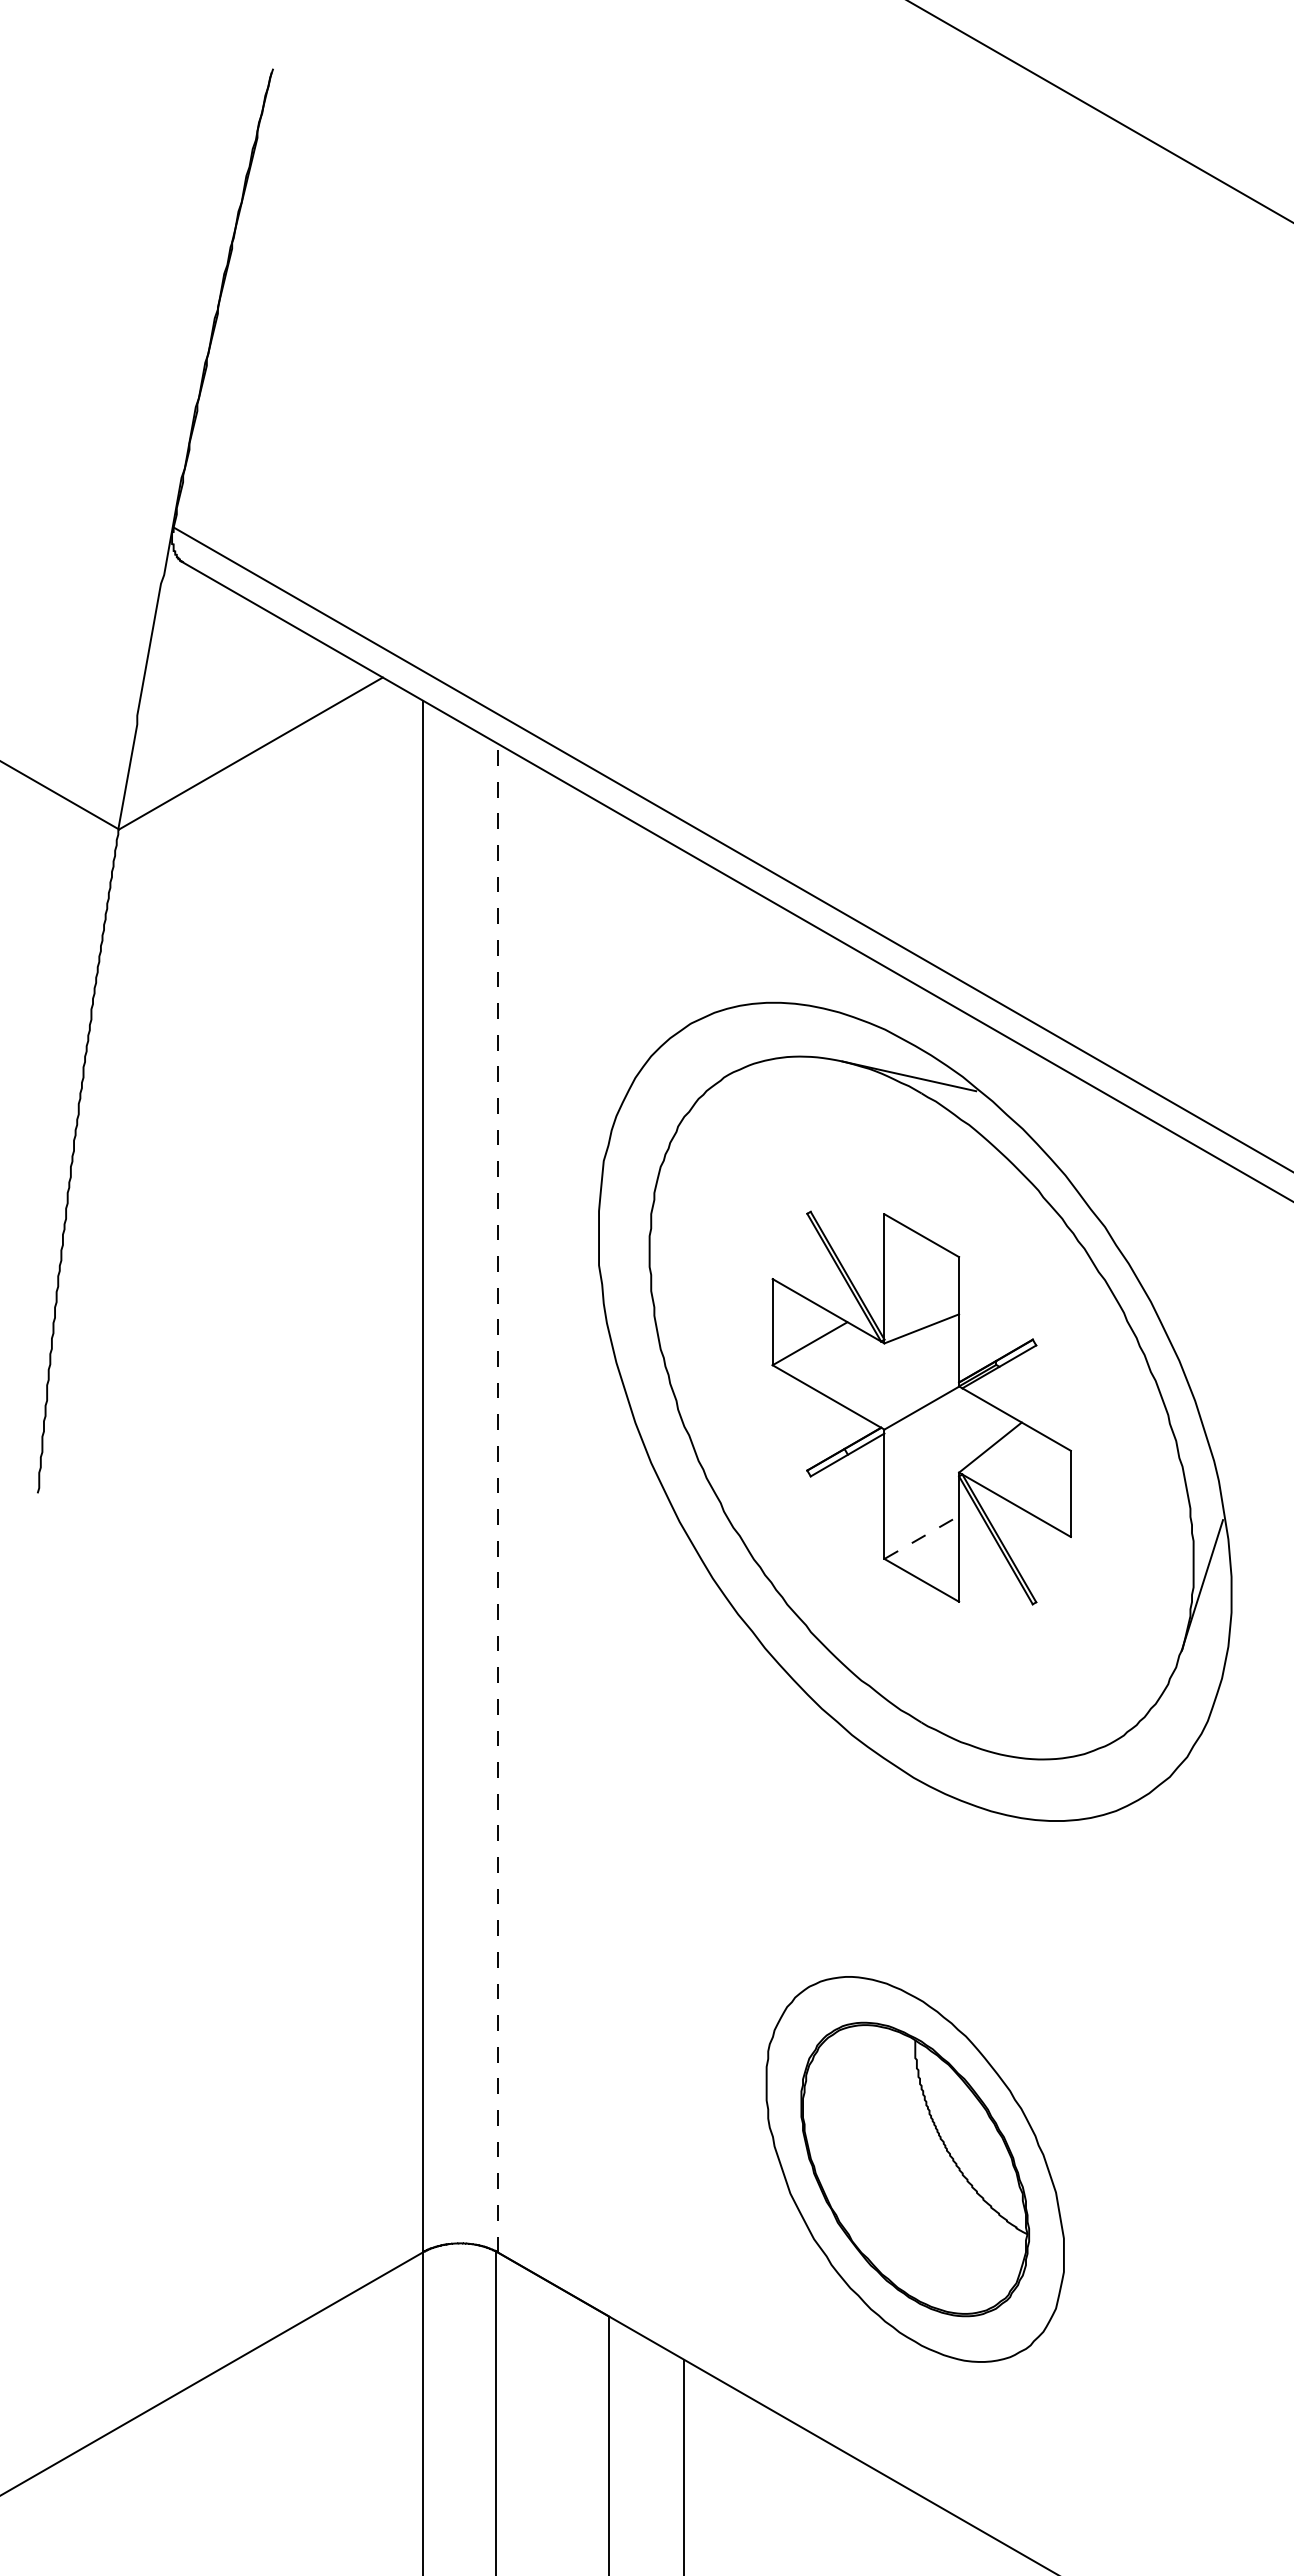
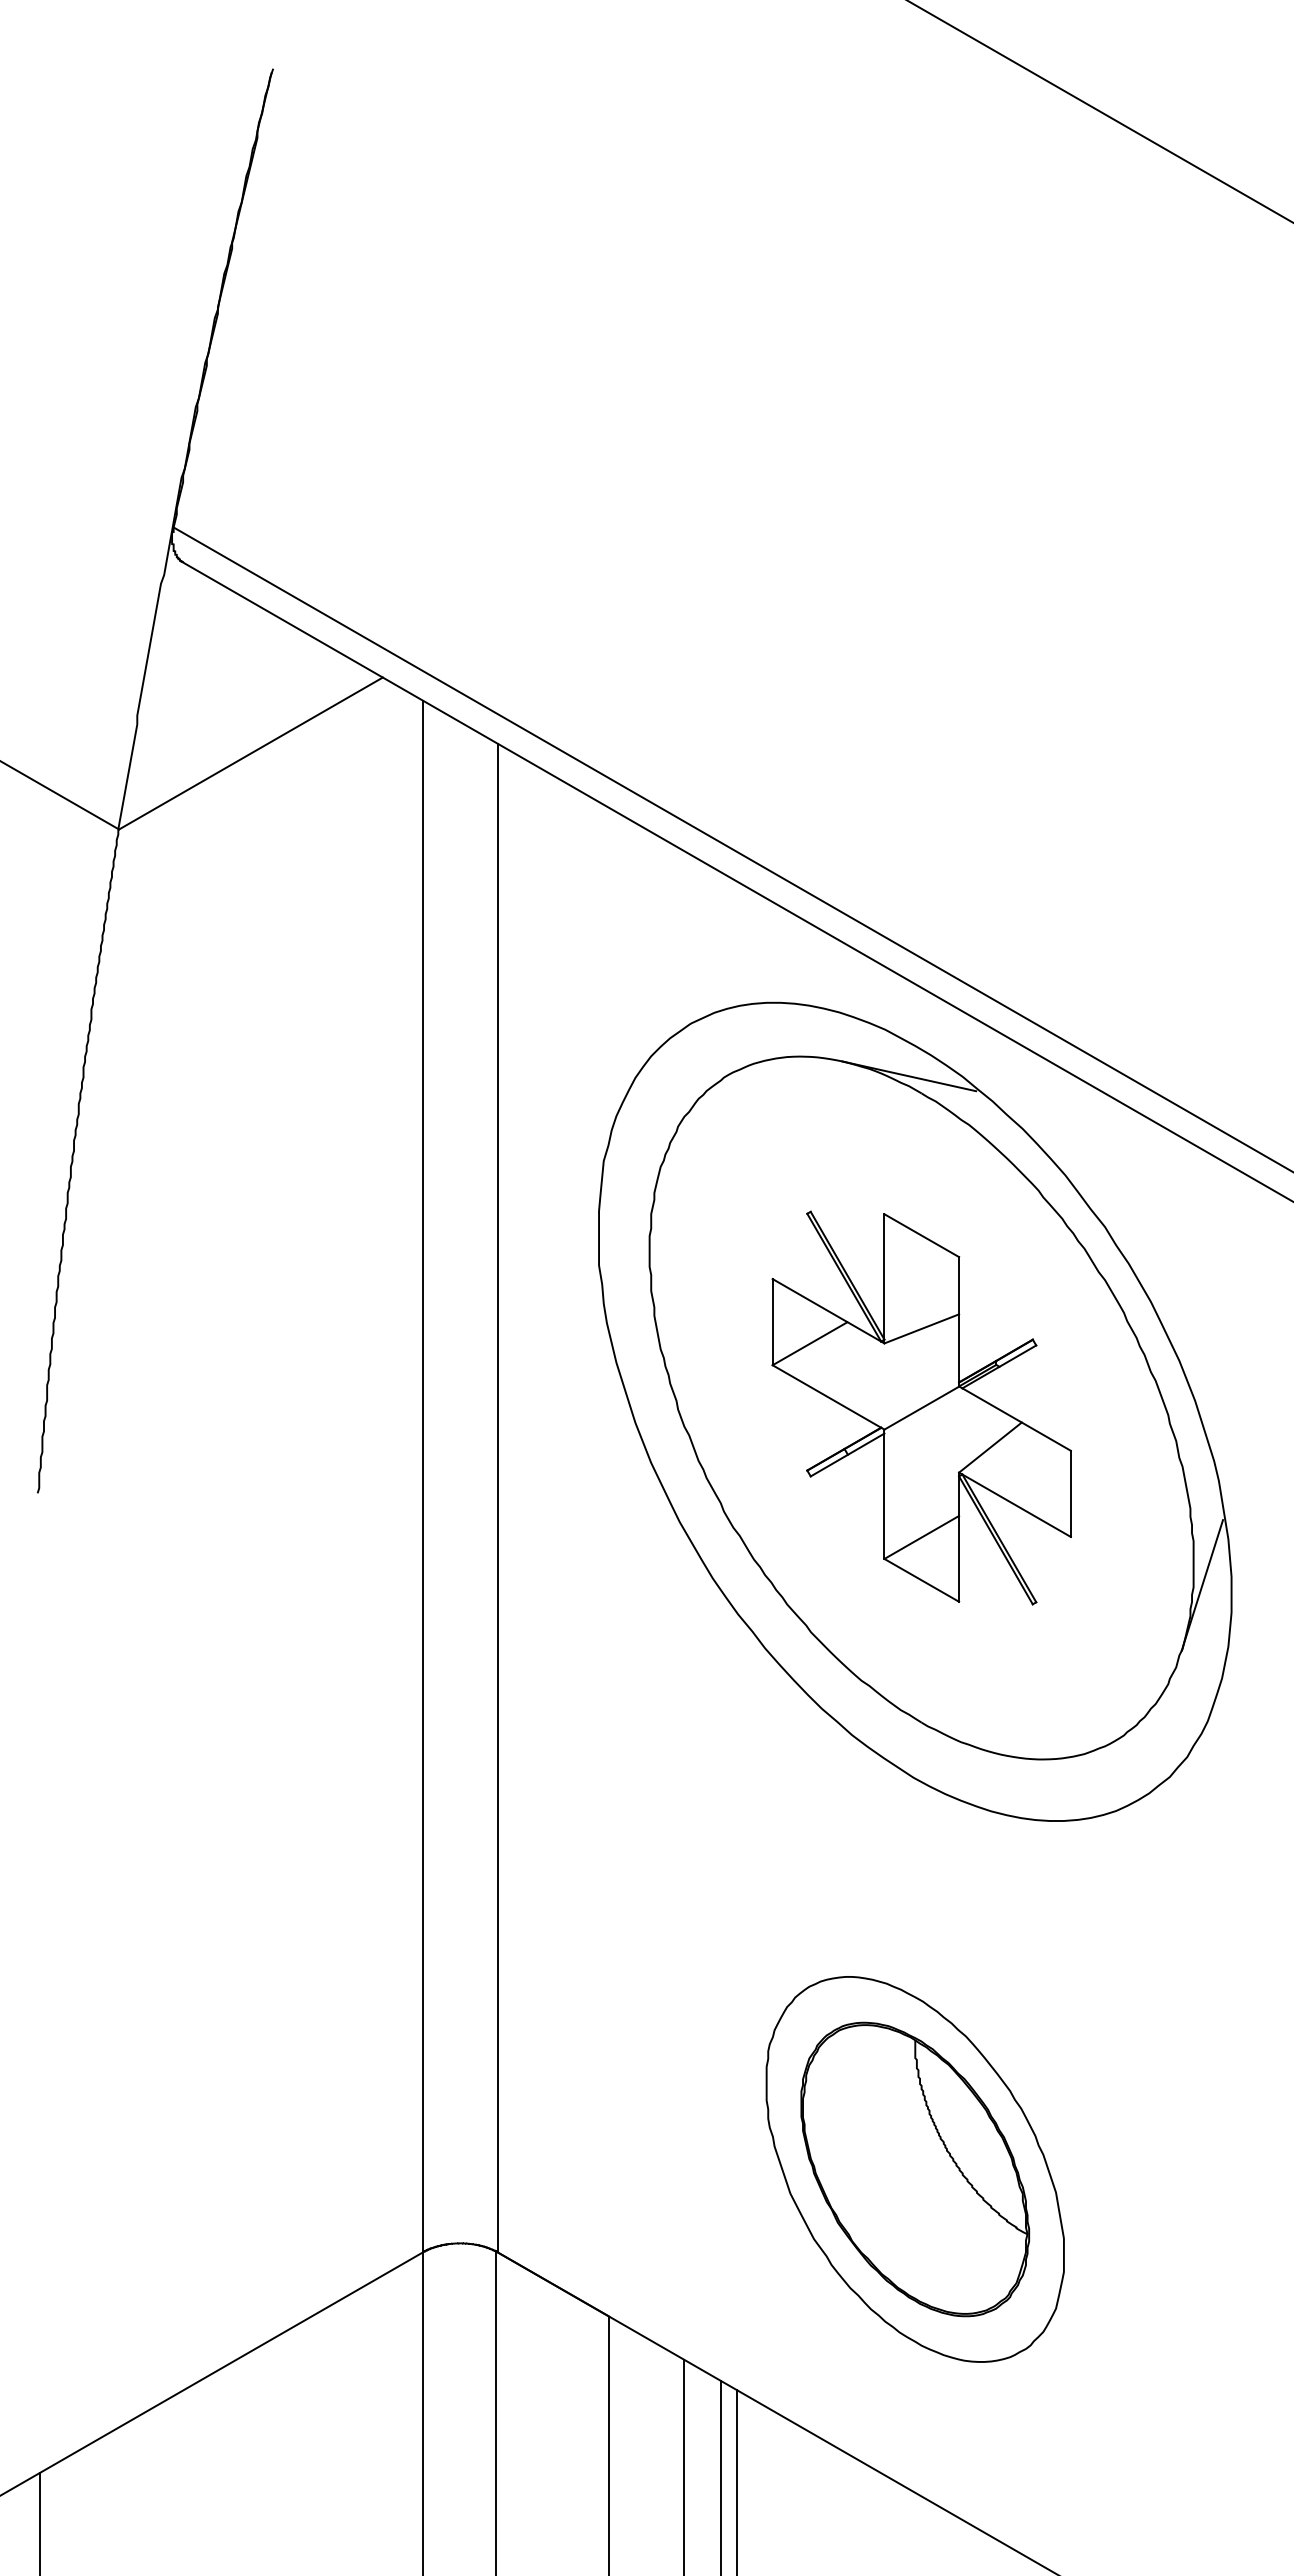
line: dashed -> solid (497, 1497)
line: dashed -> solid (922, 1537)
line: none -> present (721, 2476)
line: none -> present (736, 2480)
line: none -> present (39, 2522)
